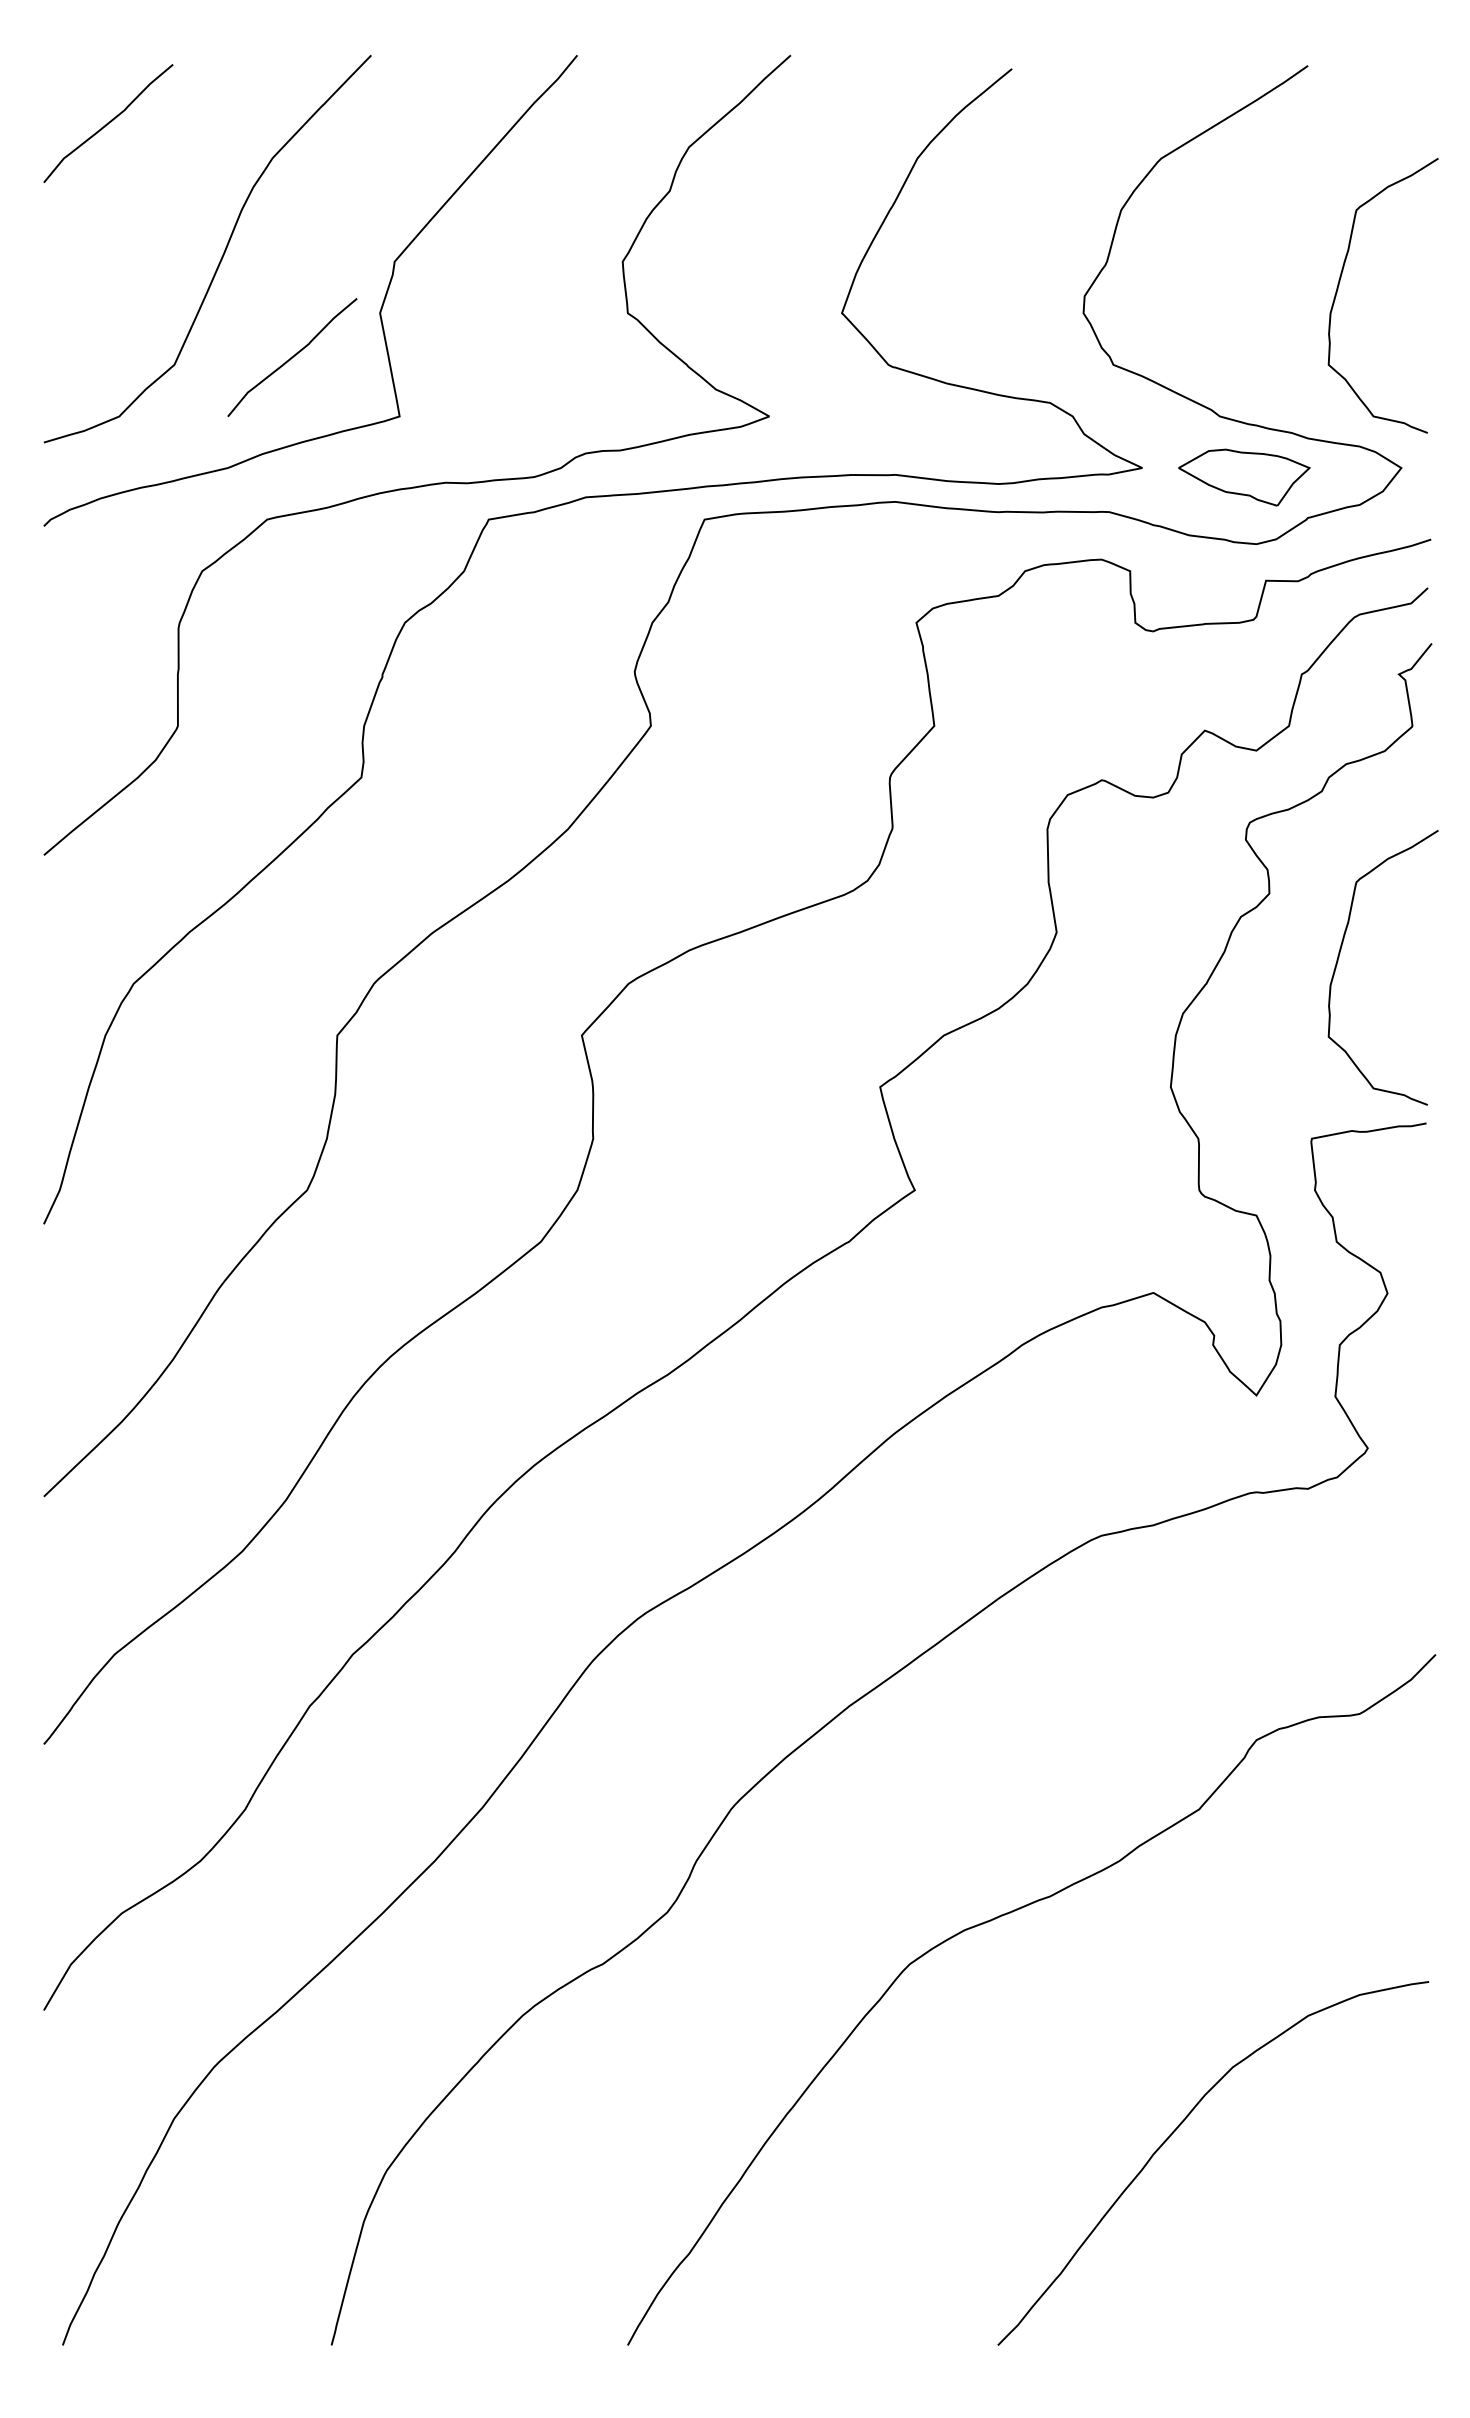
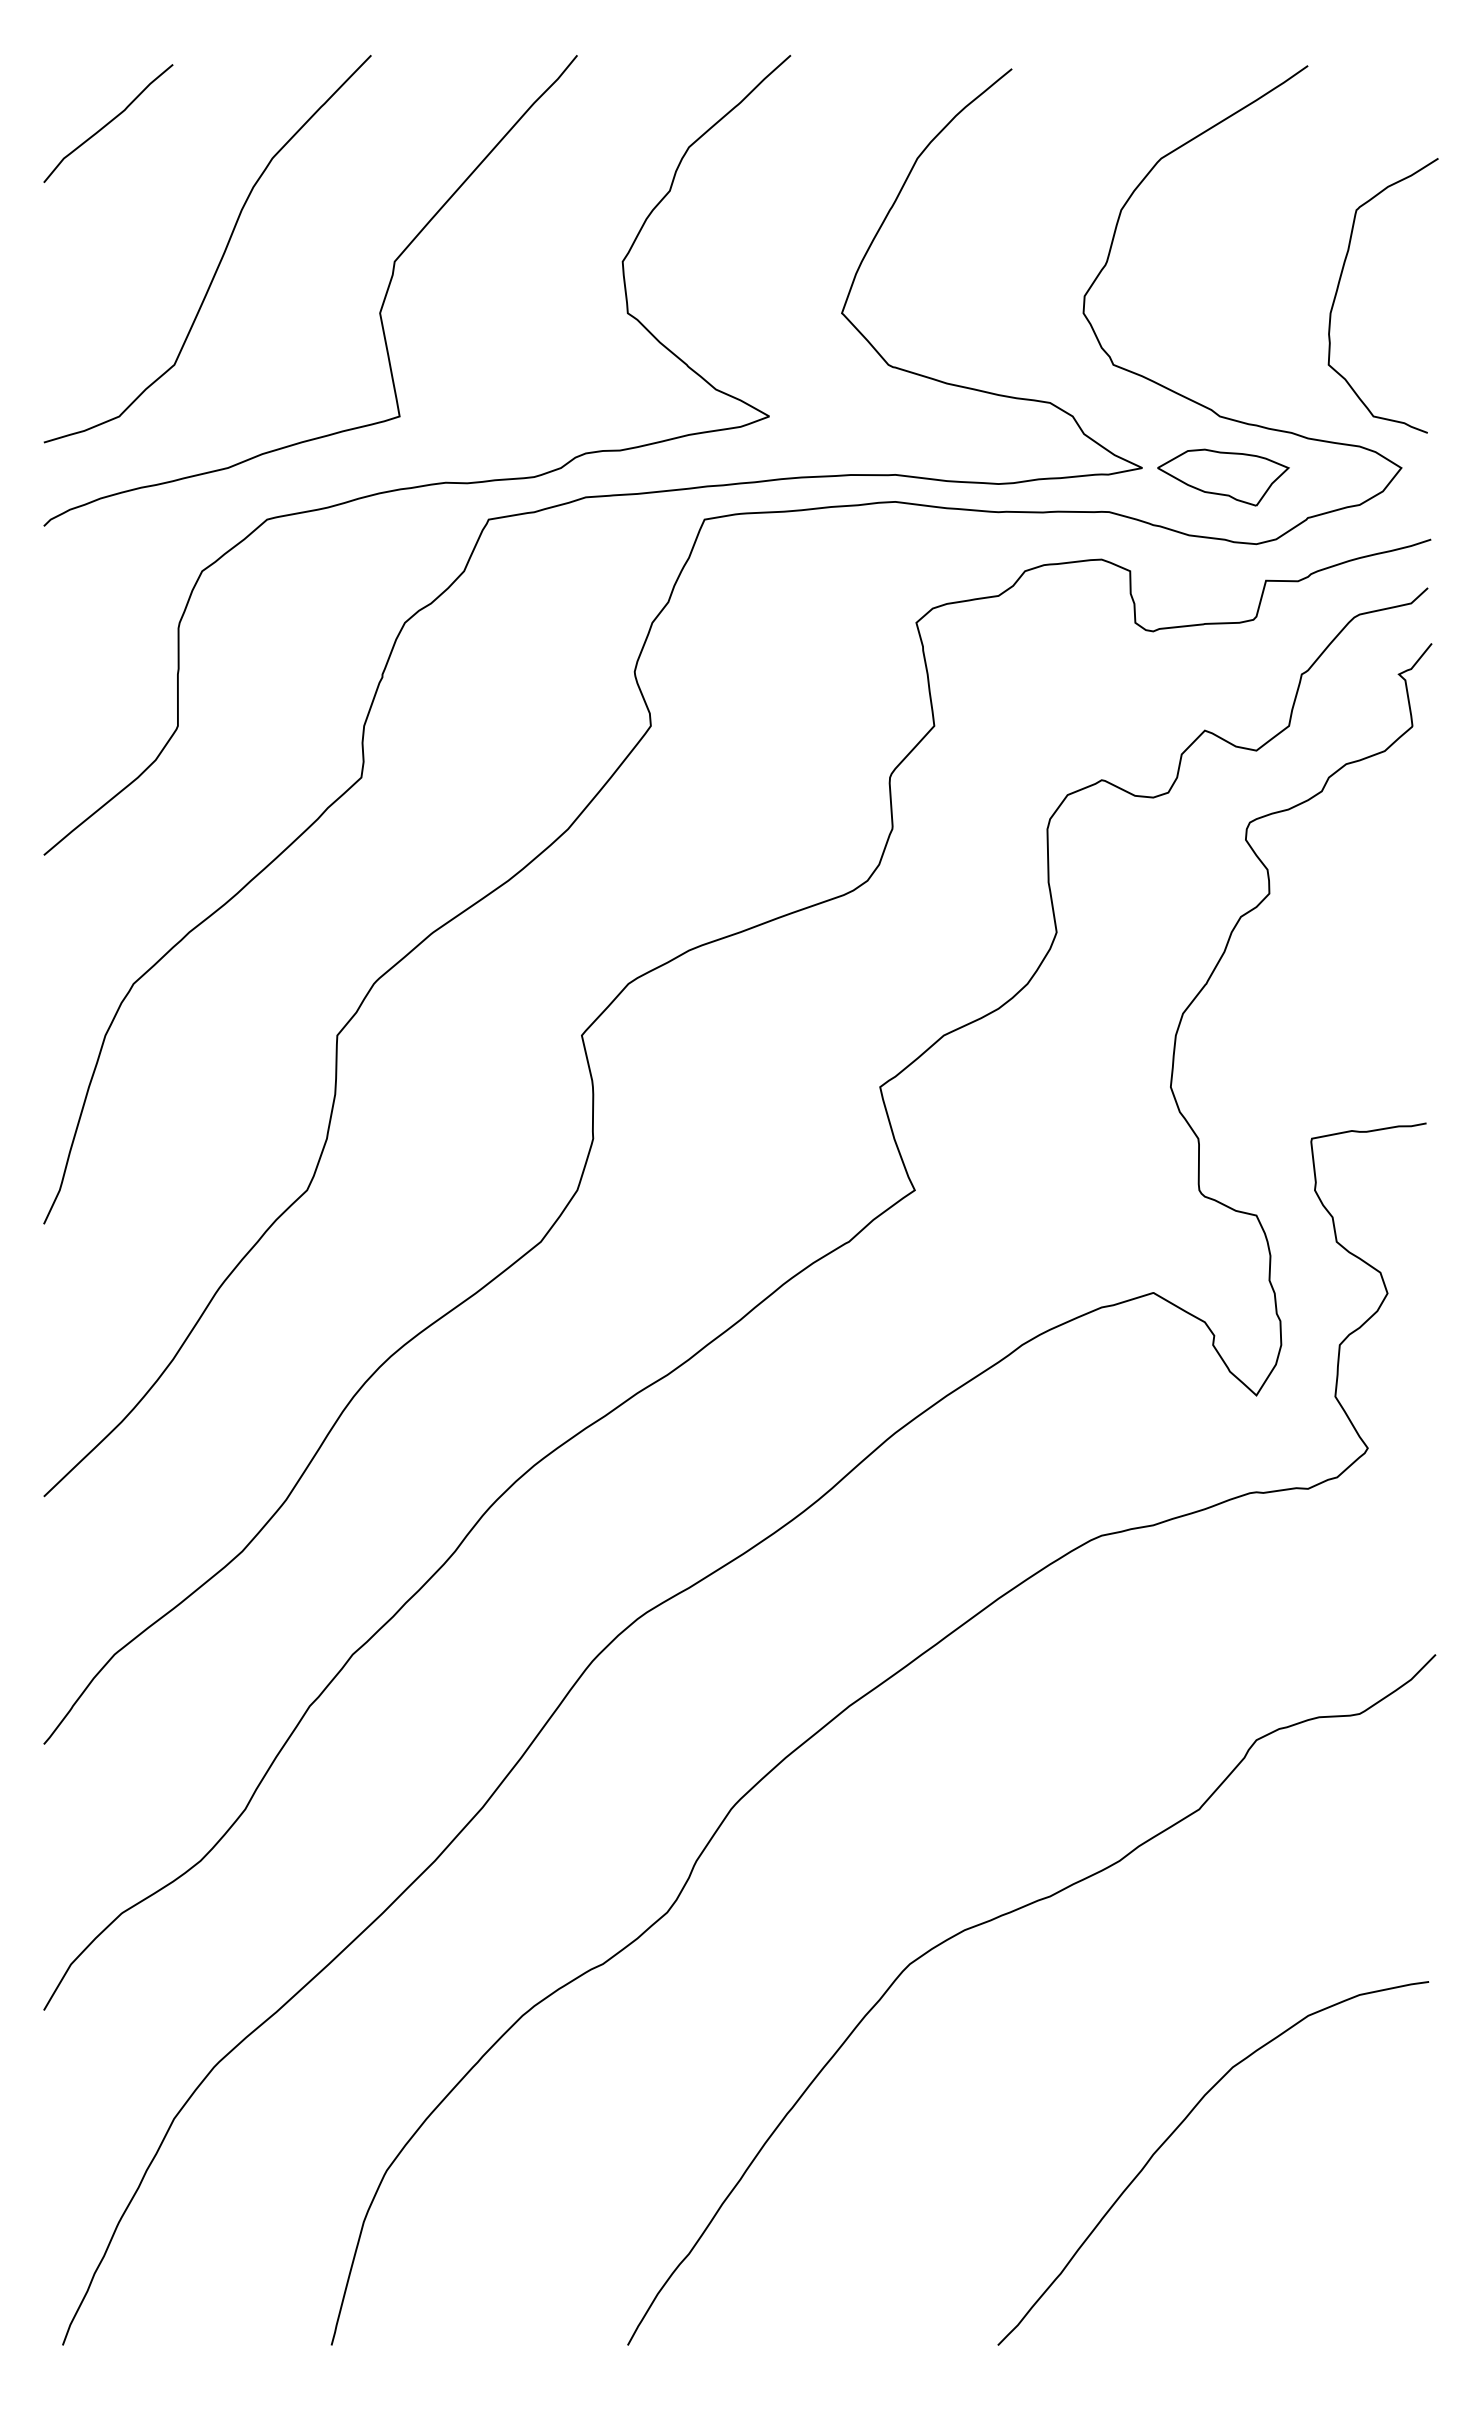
curve: present -> none (292, 357)
part position: (1244, 477) -> (1223, 477) (1223, 477)
curve: present -> none (1339, 957)
